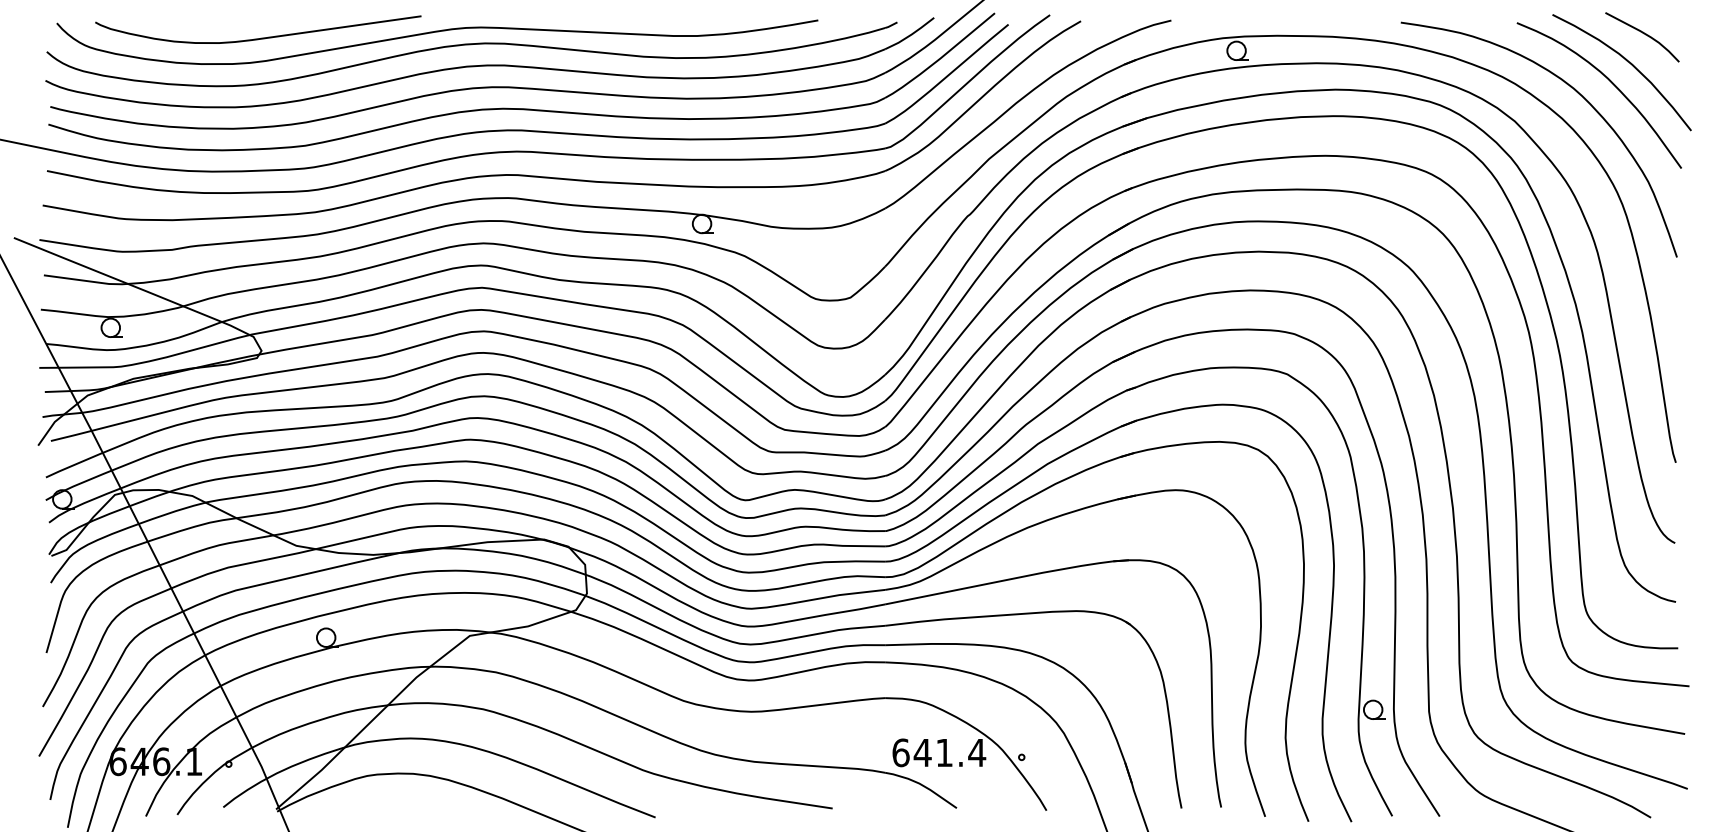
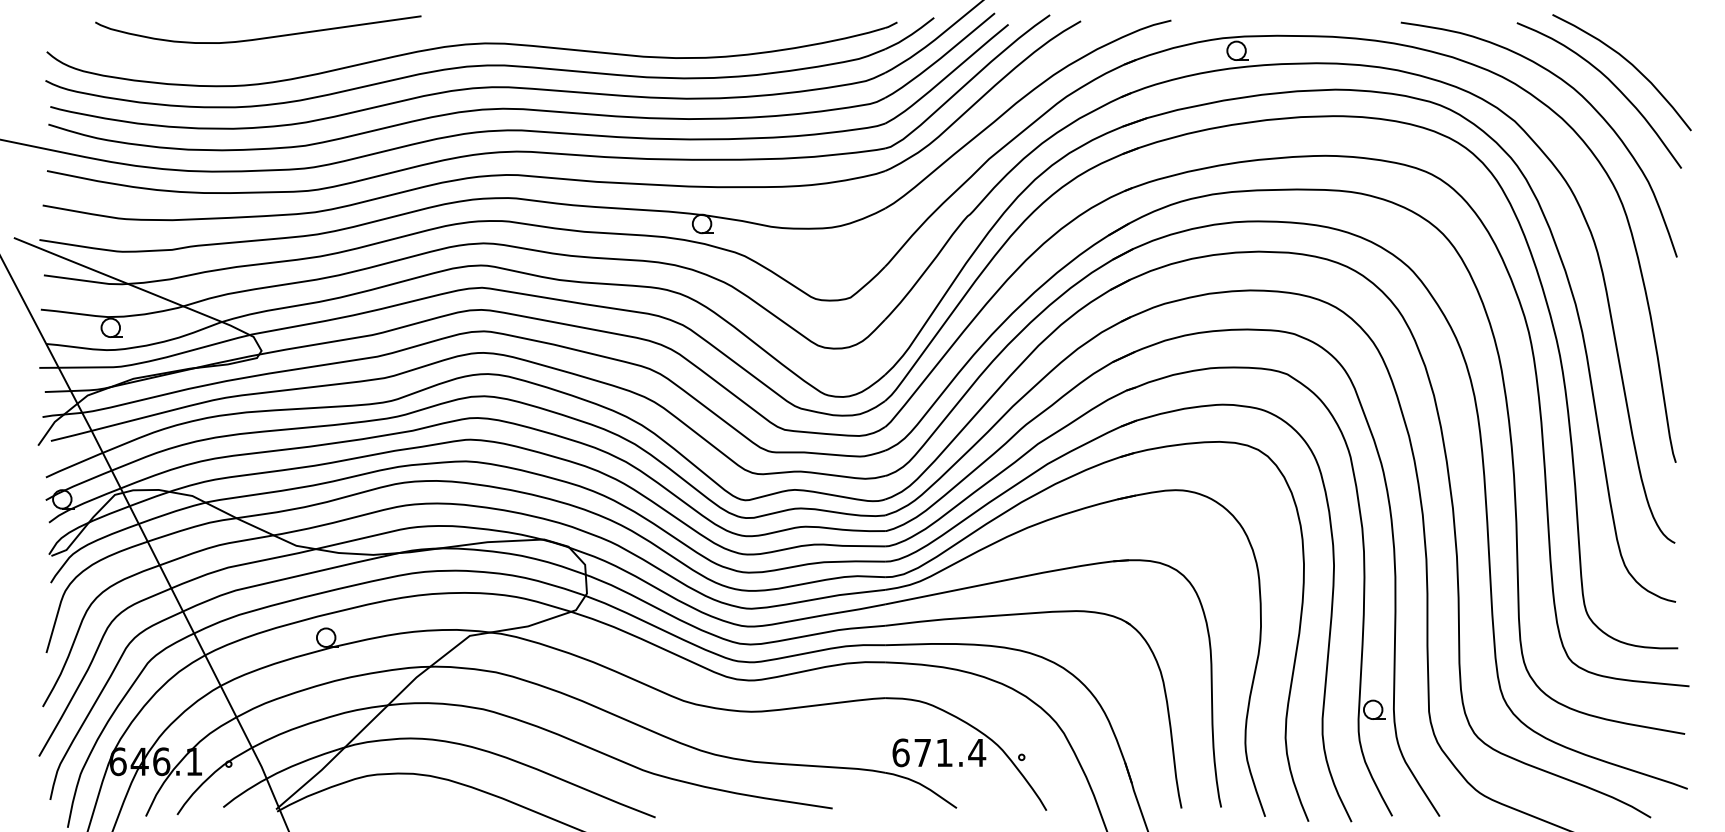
curve: present -> none (437, 32)
curve: present -> none (1644, 34)
text: 641.4 -> 671.4 (922, 752)
